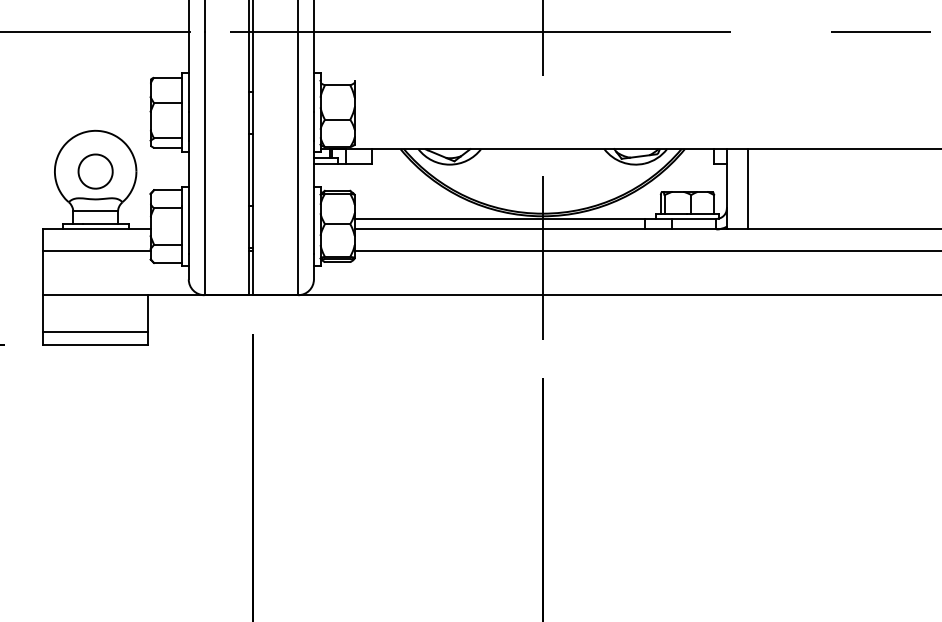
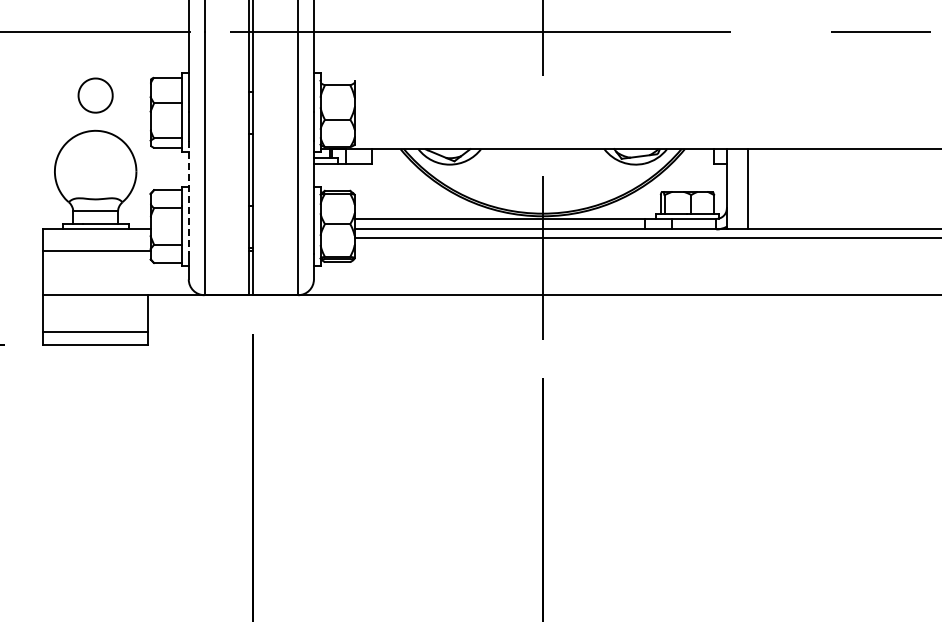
part position: (95, 171) -> (95, 95) (95, 95)
line: solid -> dashed (188, 197)
line position: (646, 250) -> (646, 237) (646, 237)
